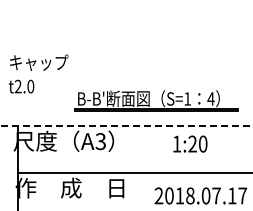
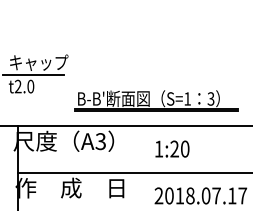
line: none -> present (33, 74)
text: 4 -> 3 (210, 98)
line: dashed -> solid (126, 125)
text position: (190, 143) -> (172, 148) (172, 148)
